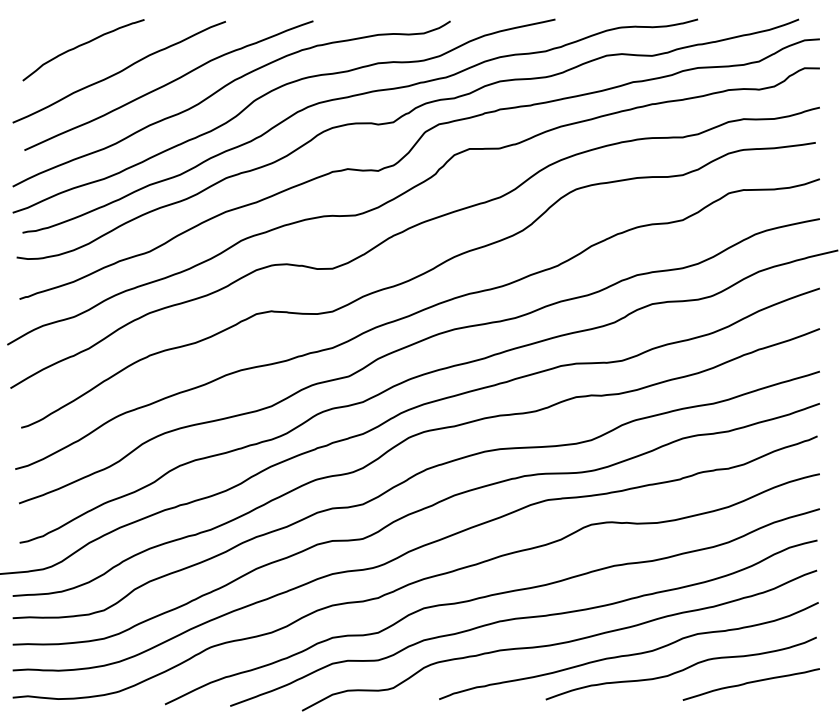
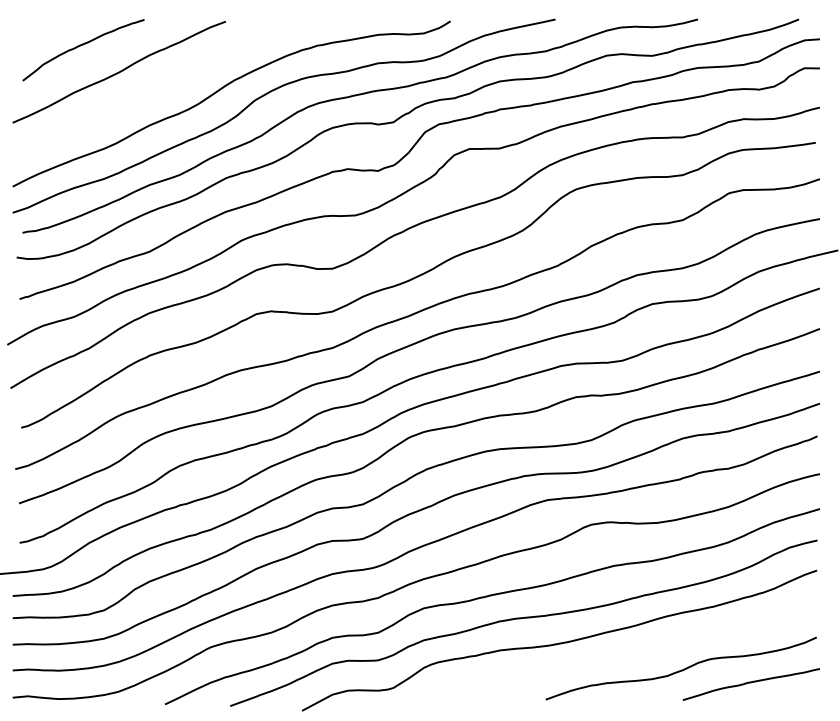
curve: present -> none (168, 84)
curve: present -> none (628, 654)
